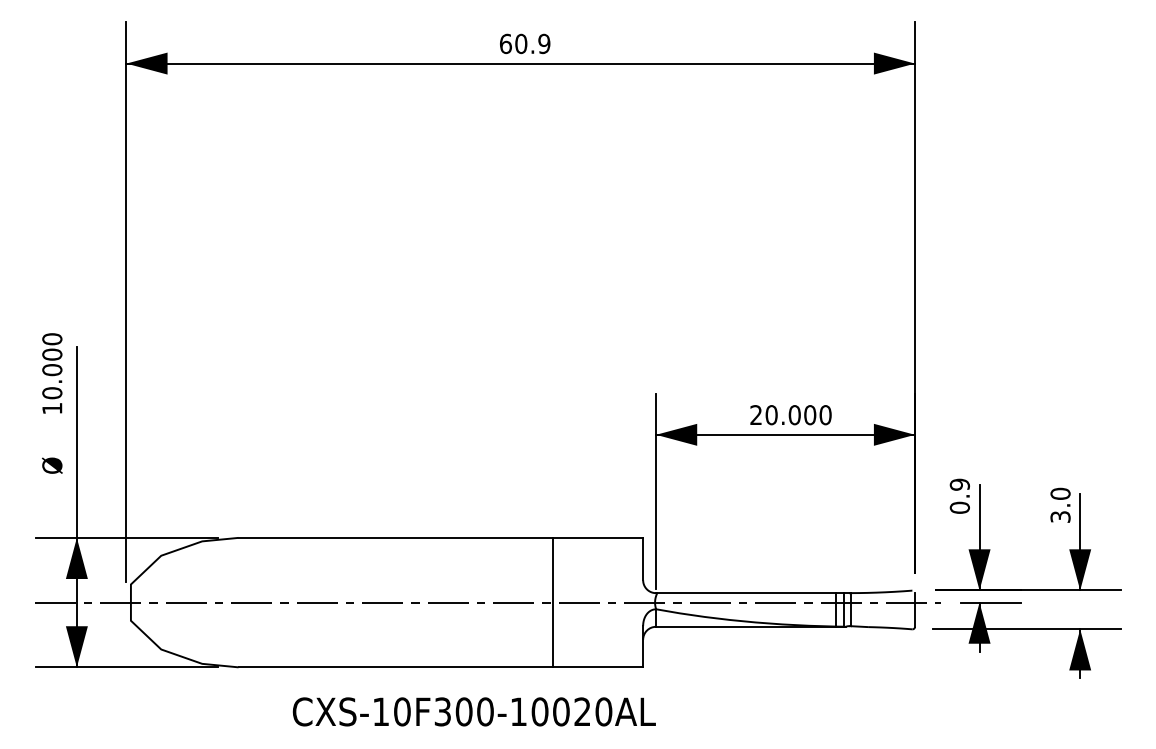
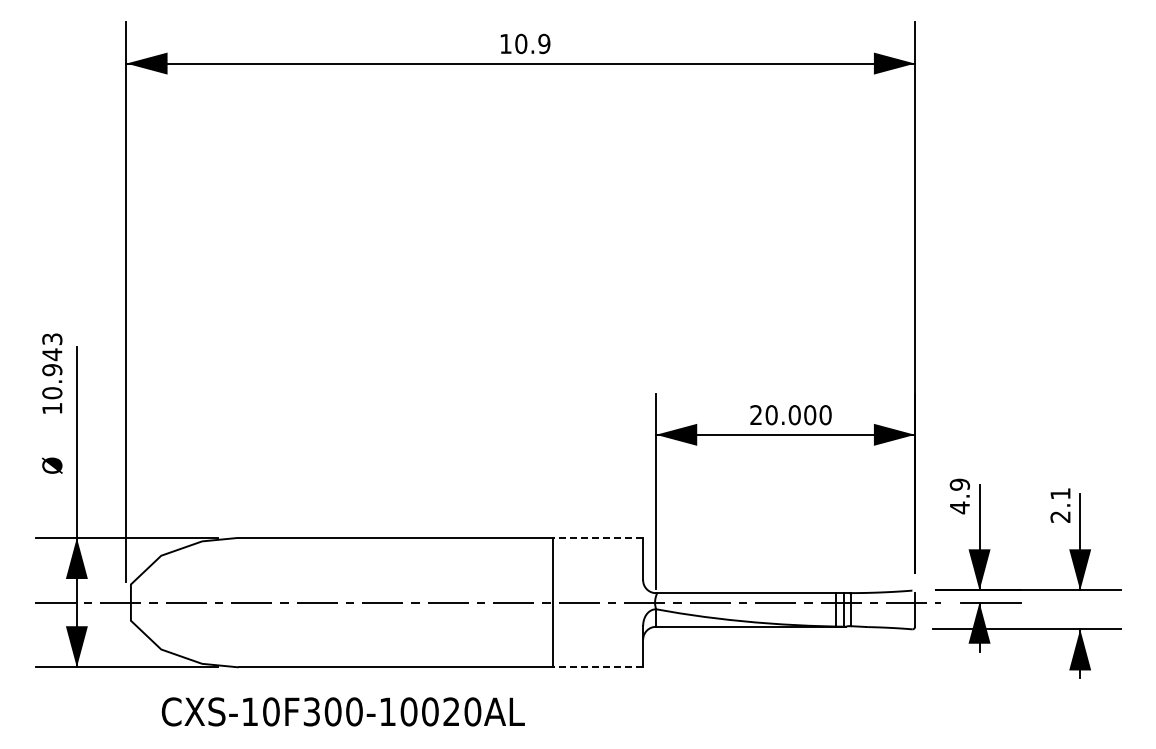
text: 60.9 -> 10.9 (505, 43)
text: 10.000 -> 10.943 (52, 354)
text: 3.0 -> 2.1 (1060, 504)
text: 0.9 -> 4.9 (959, 507)
line: solid -> dashed (597, 537)
line: solid -> dashed (597, 667)
text position: (473, 711) -> (342, 711) (342, 711)
